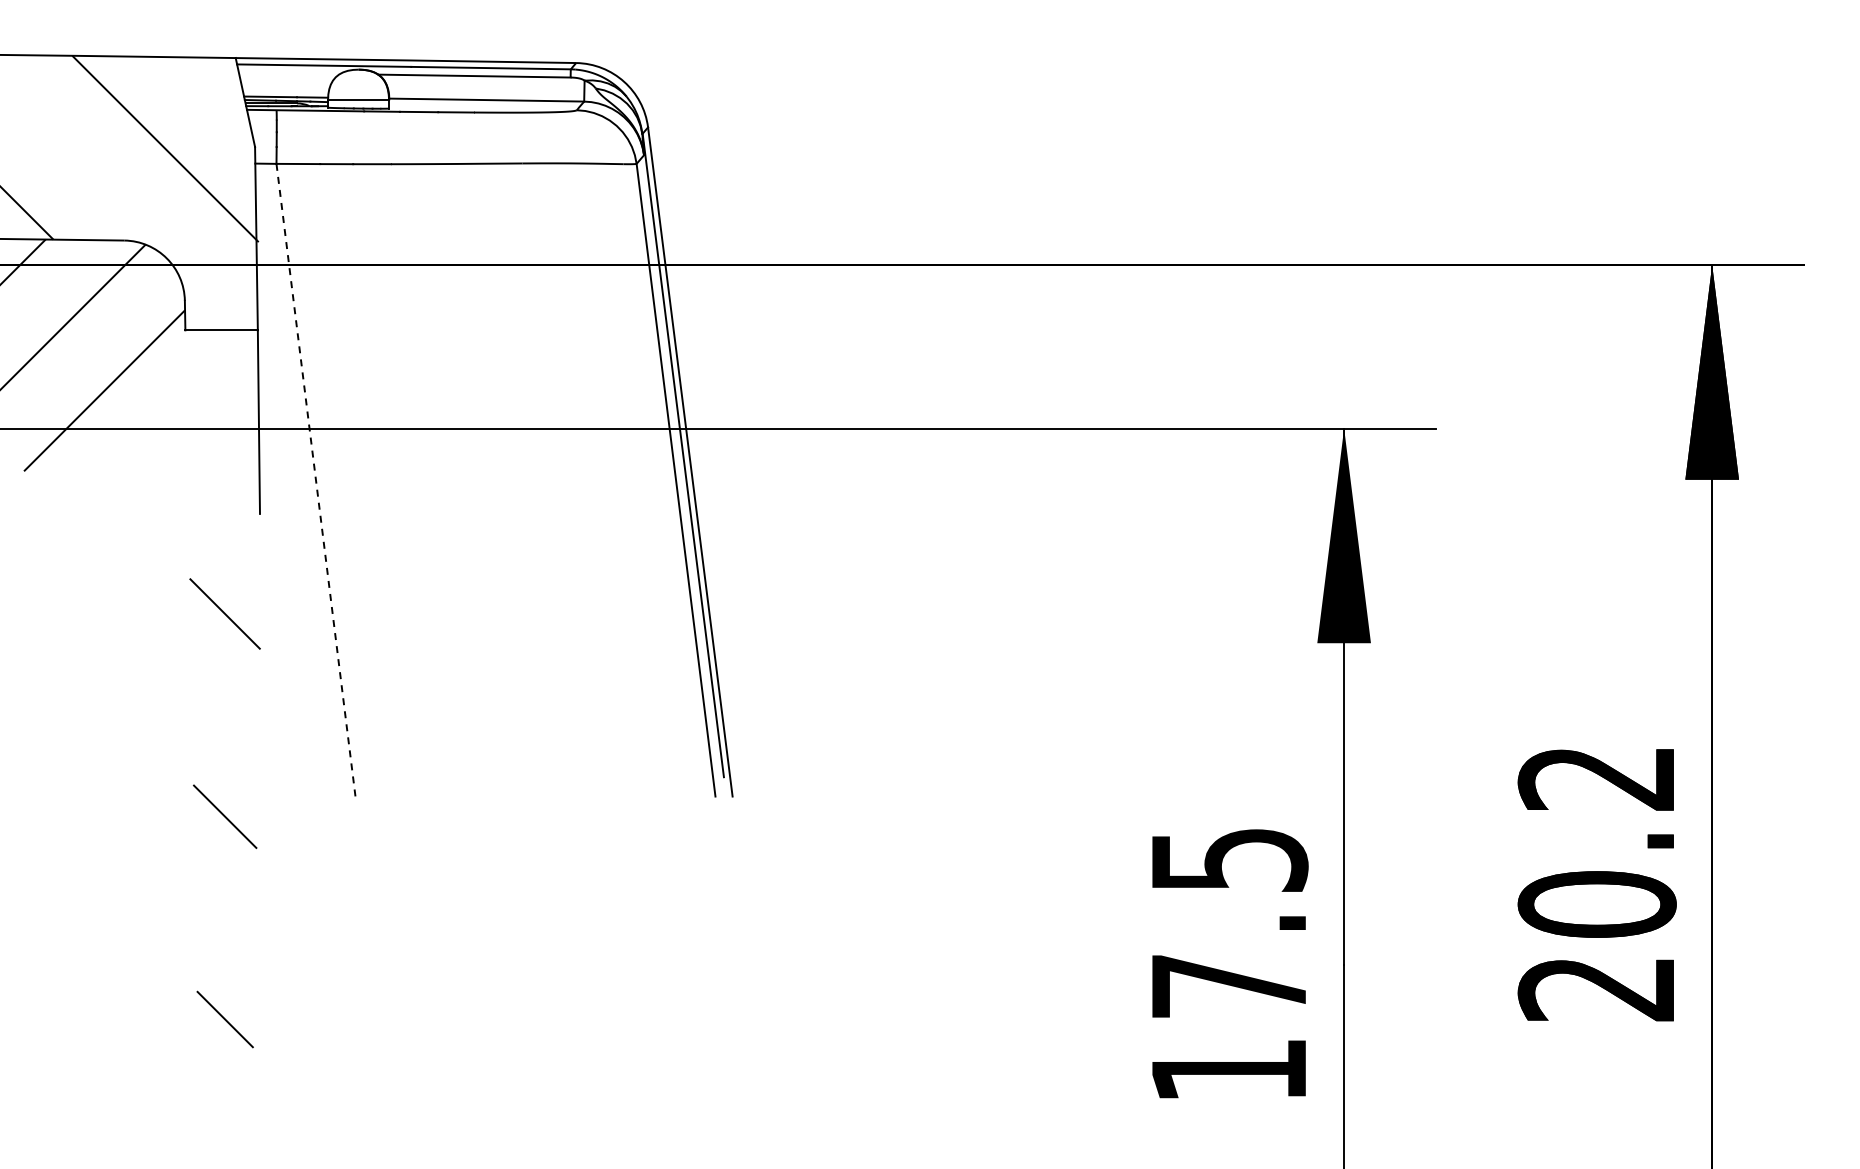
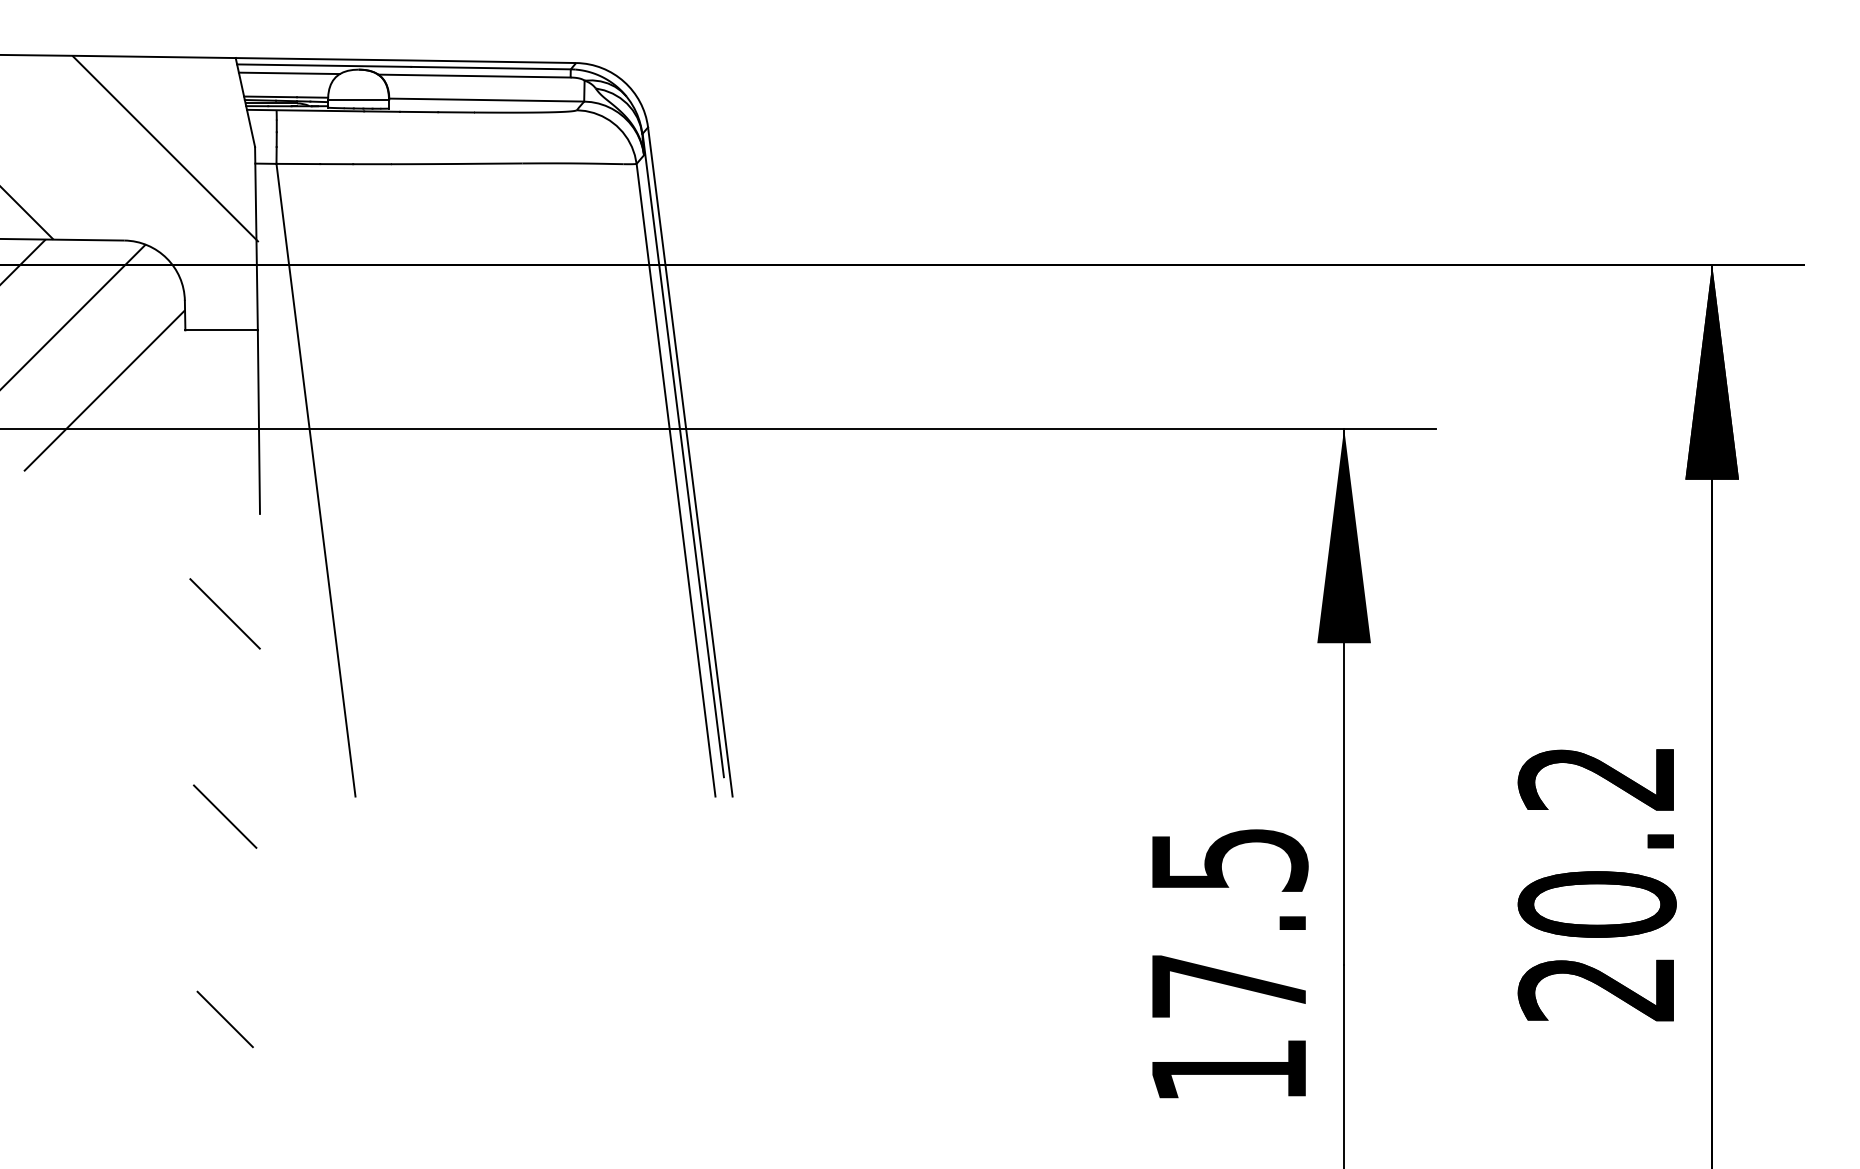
line: none -> present (289, 73)
line: dashed -> solid (315, 480)
